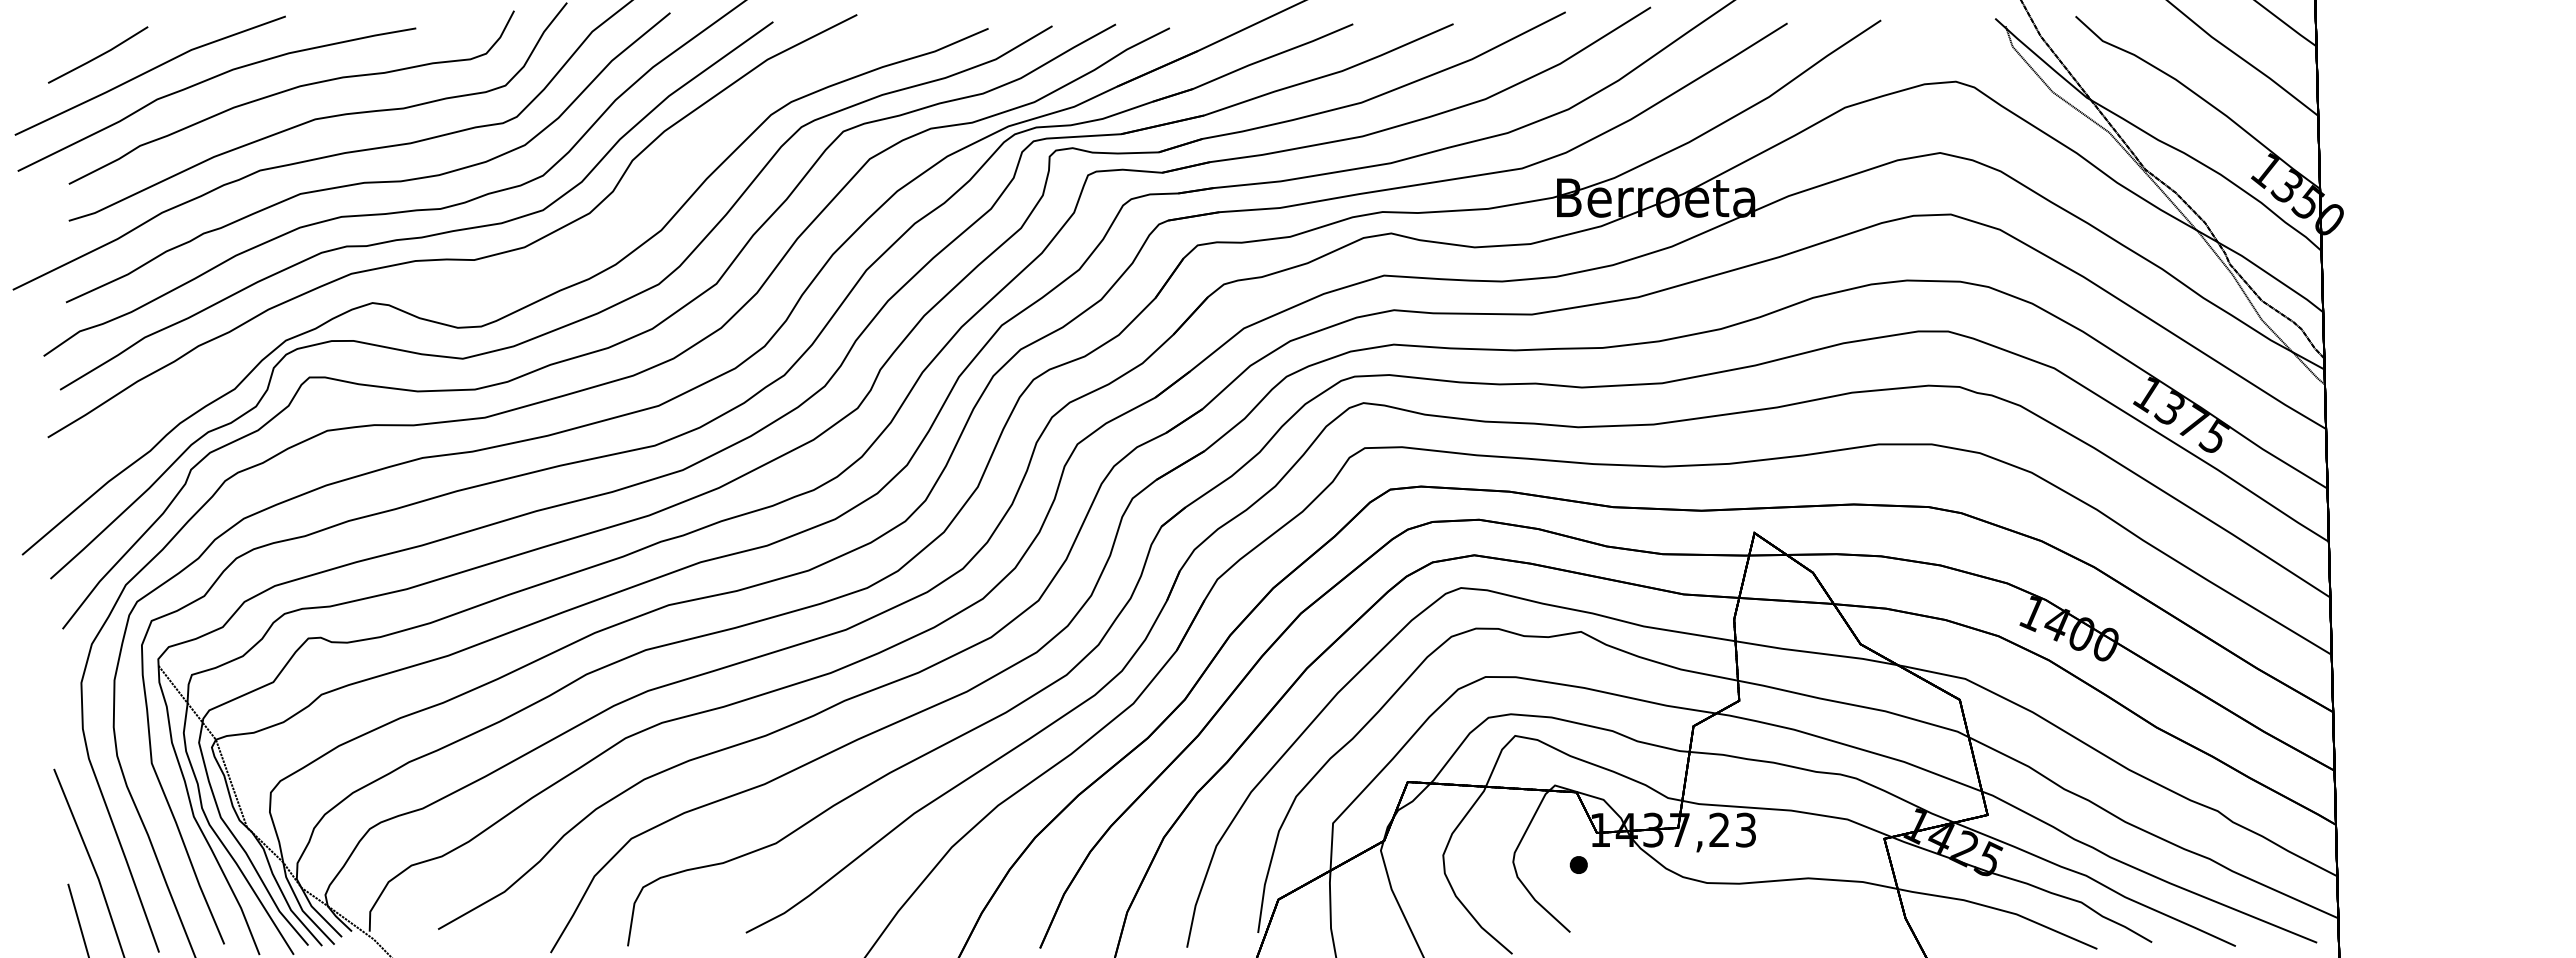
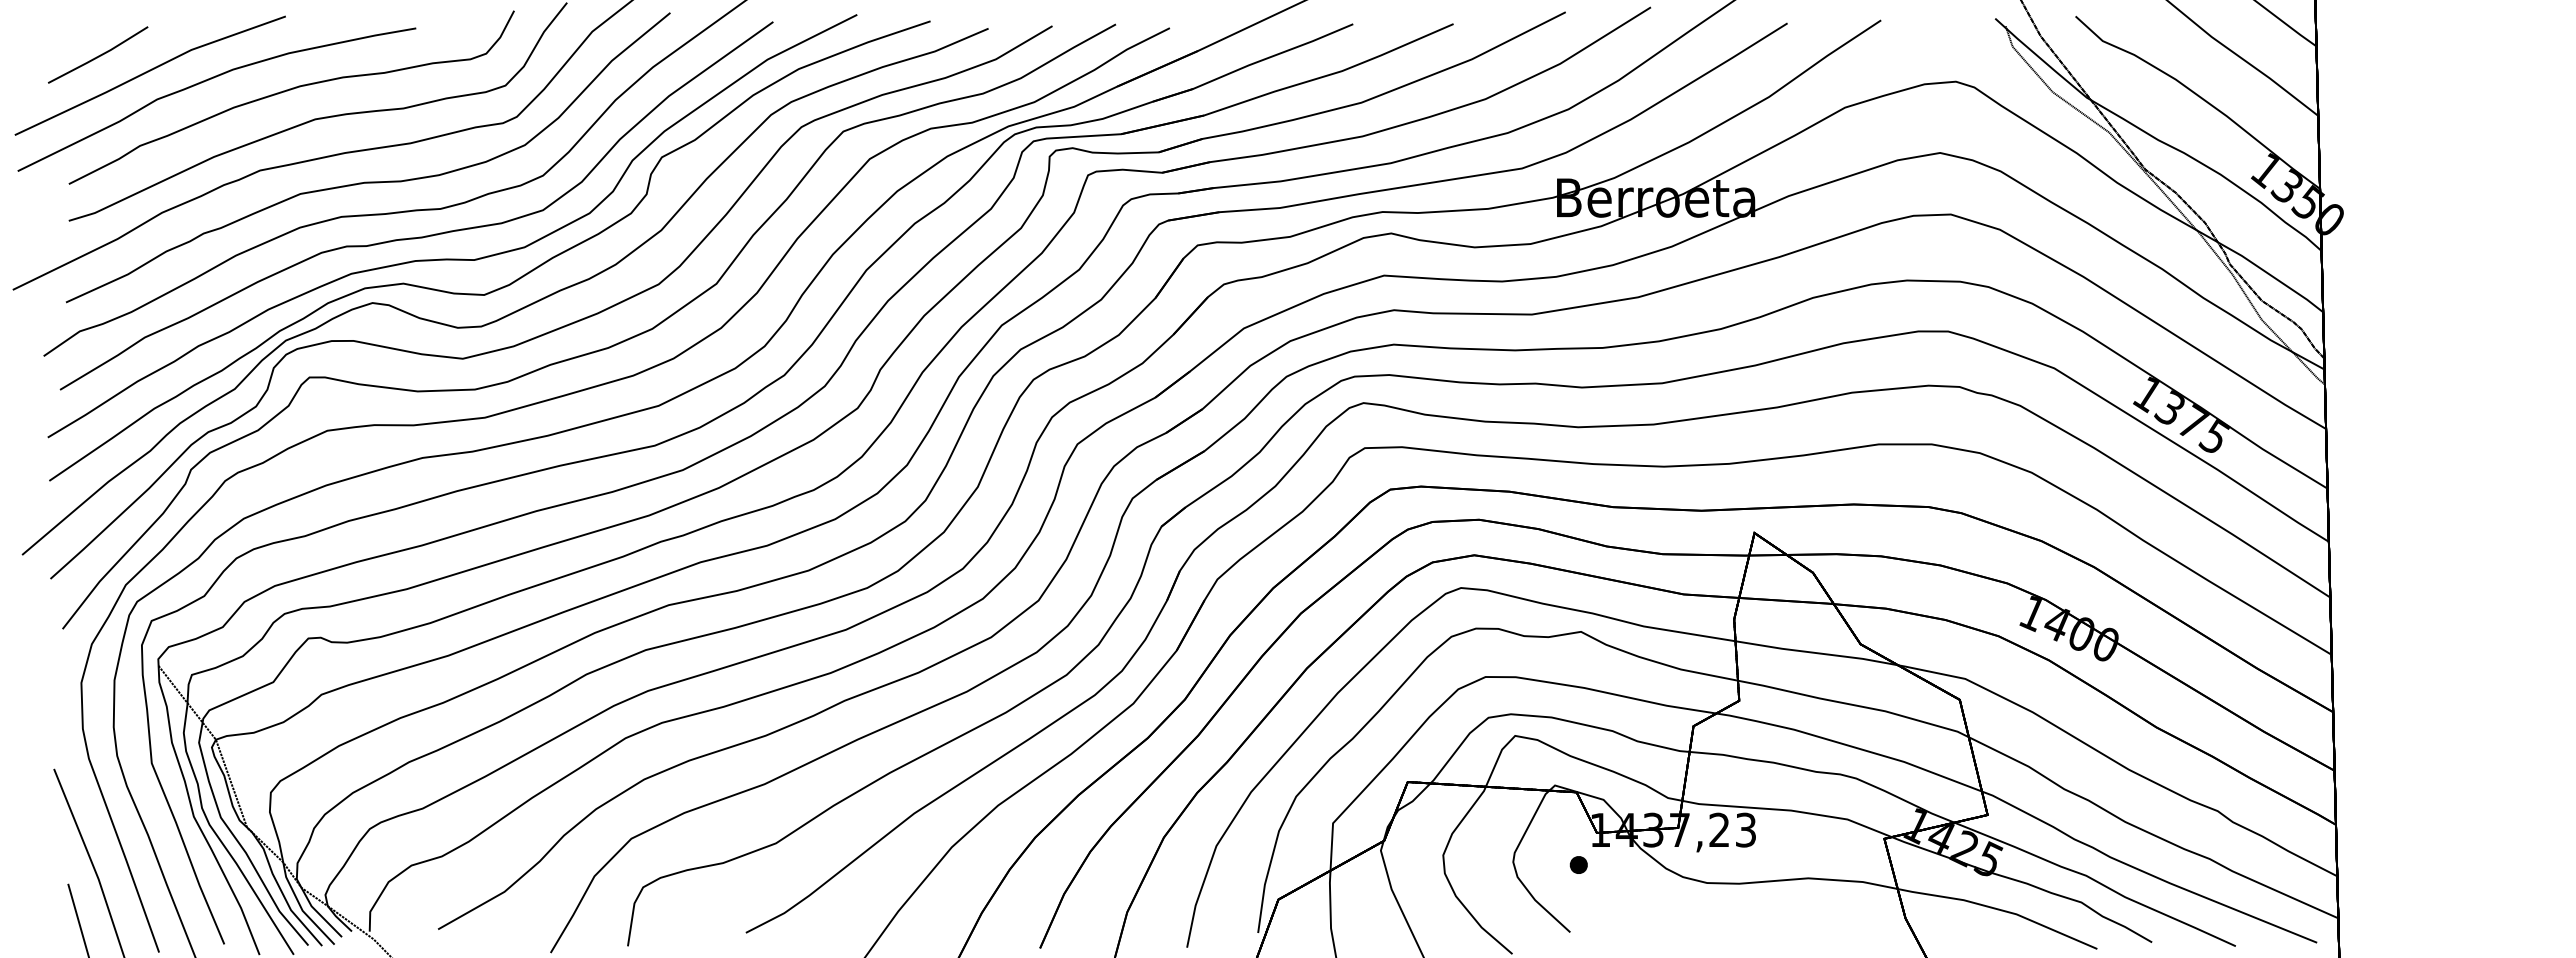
curve: none -> present (504, 285)
